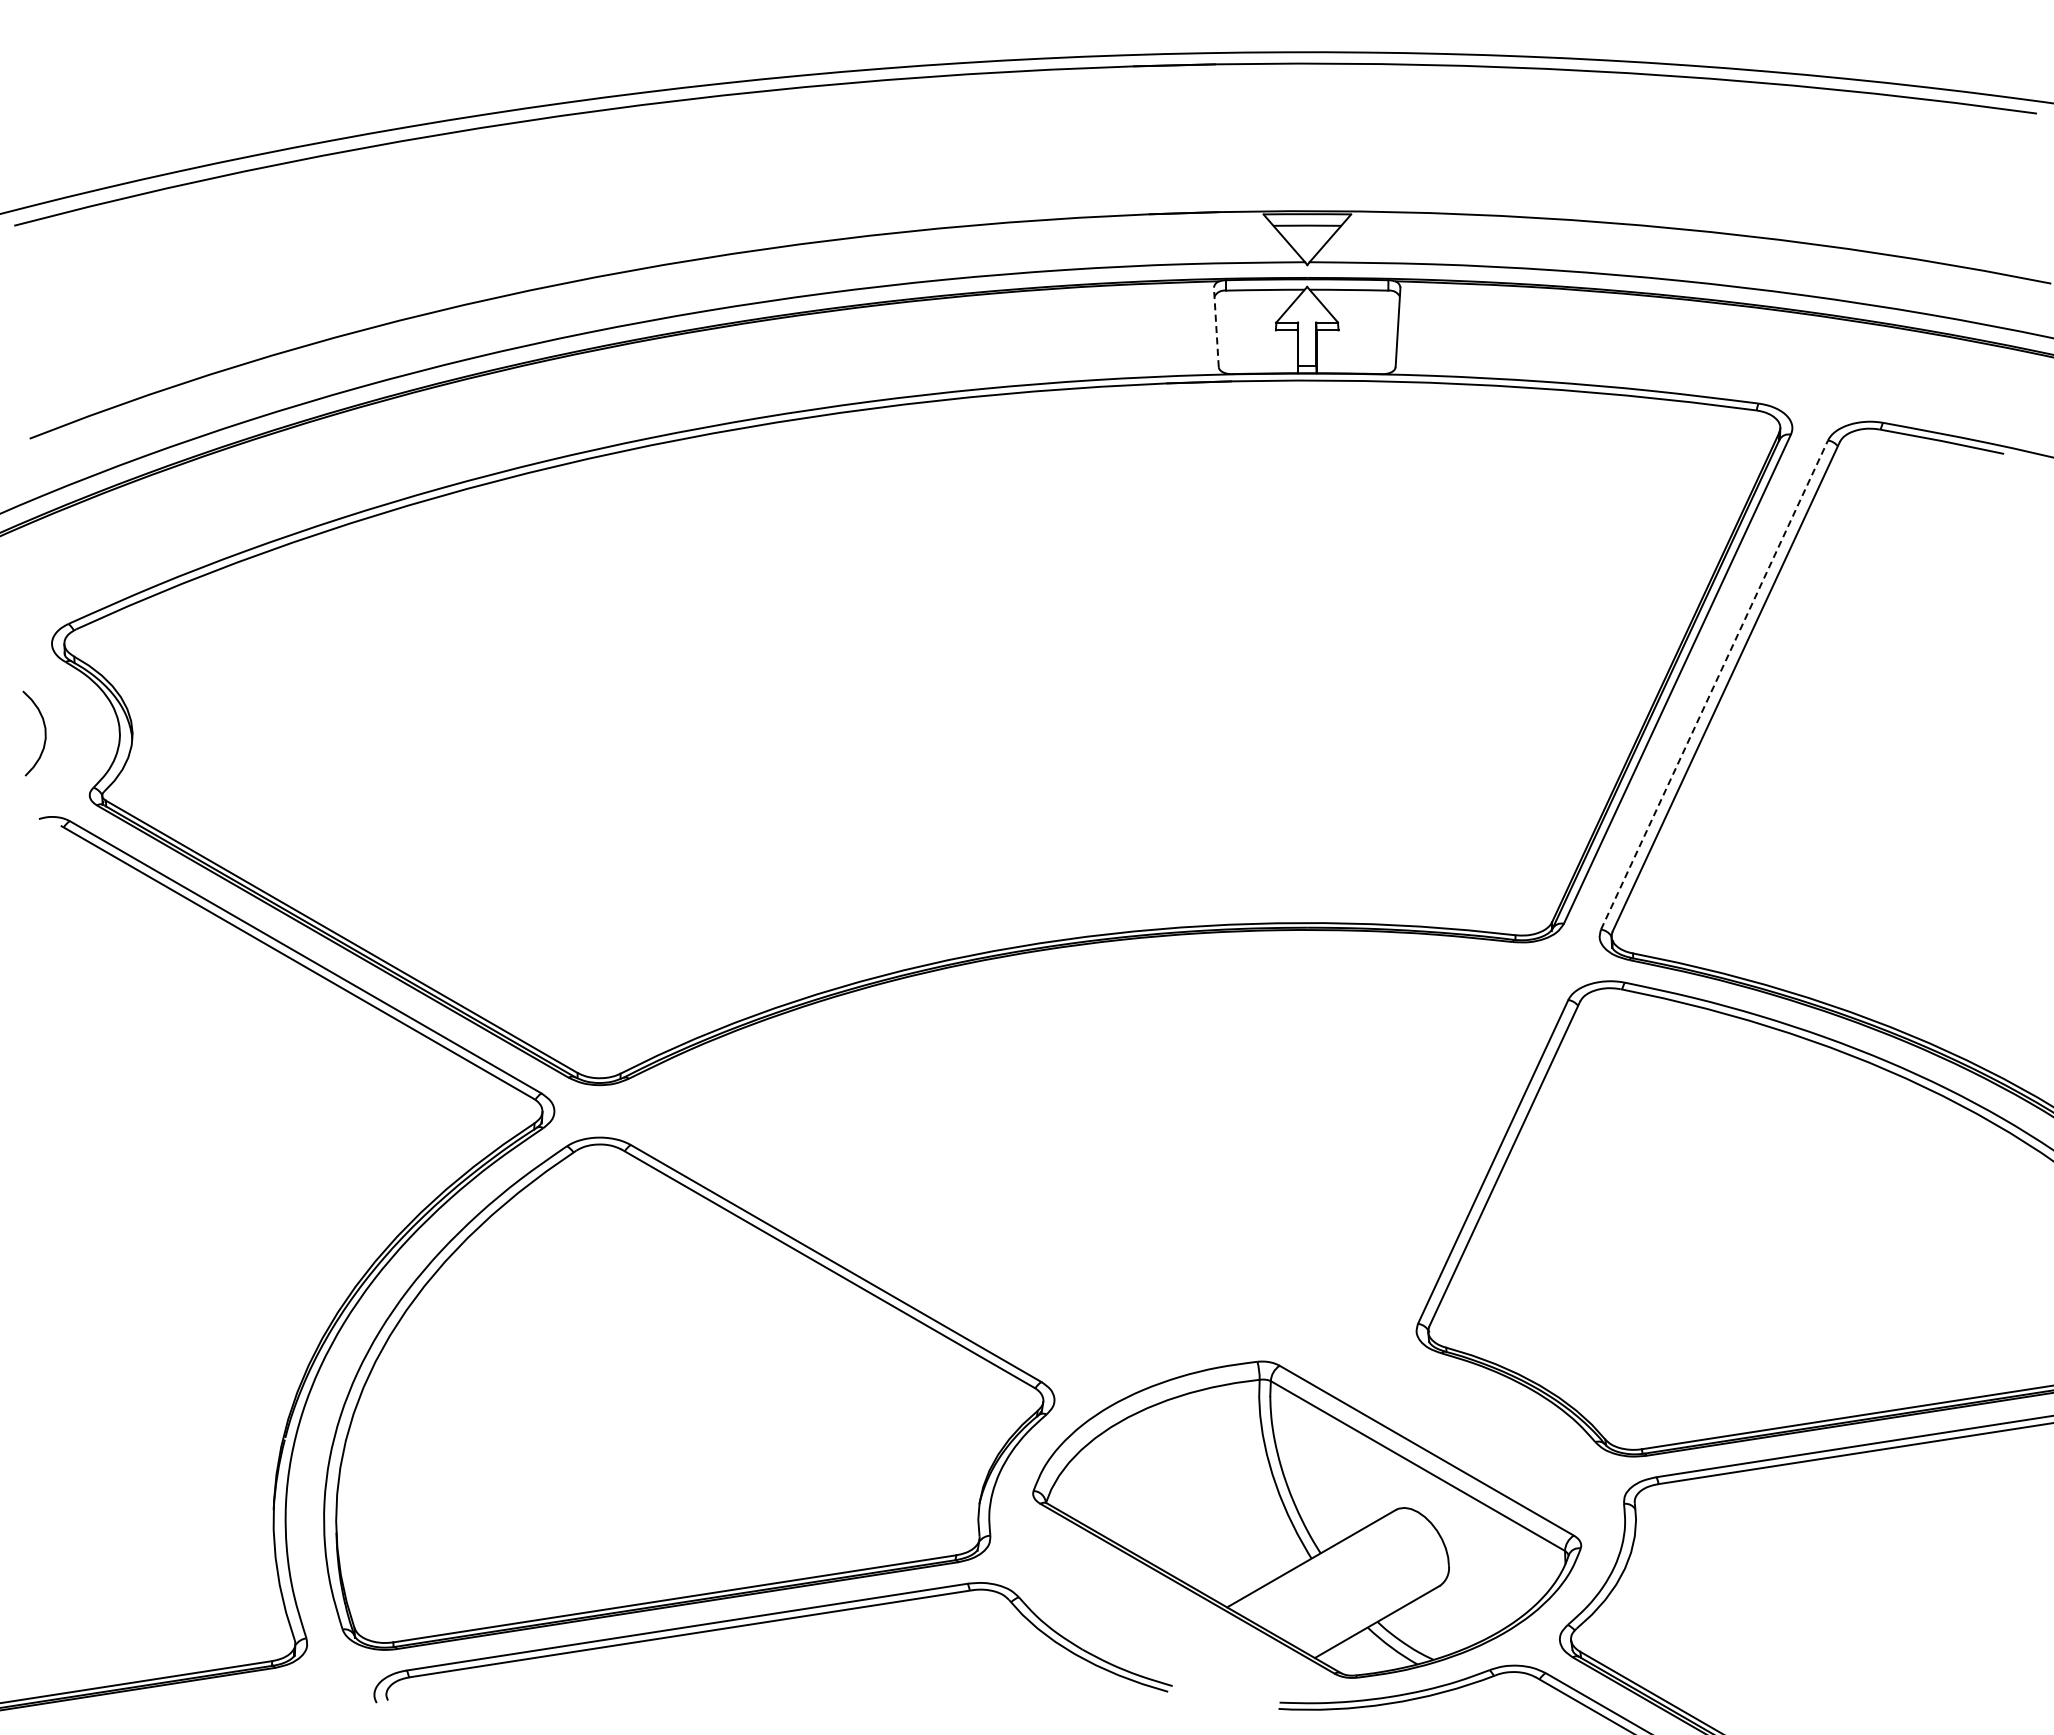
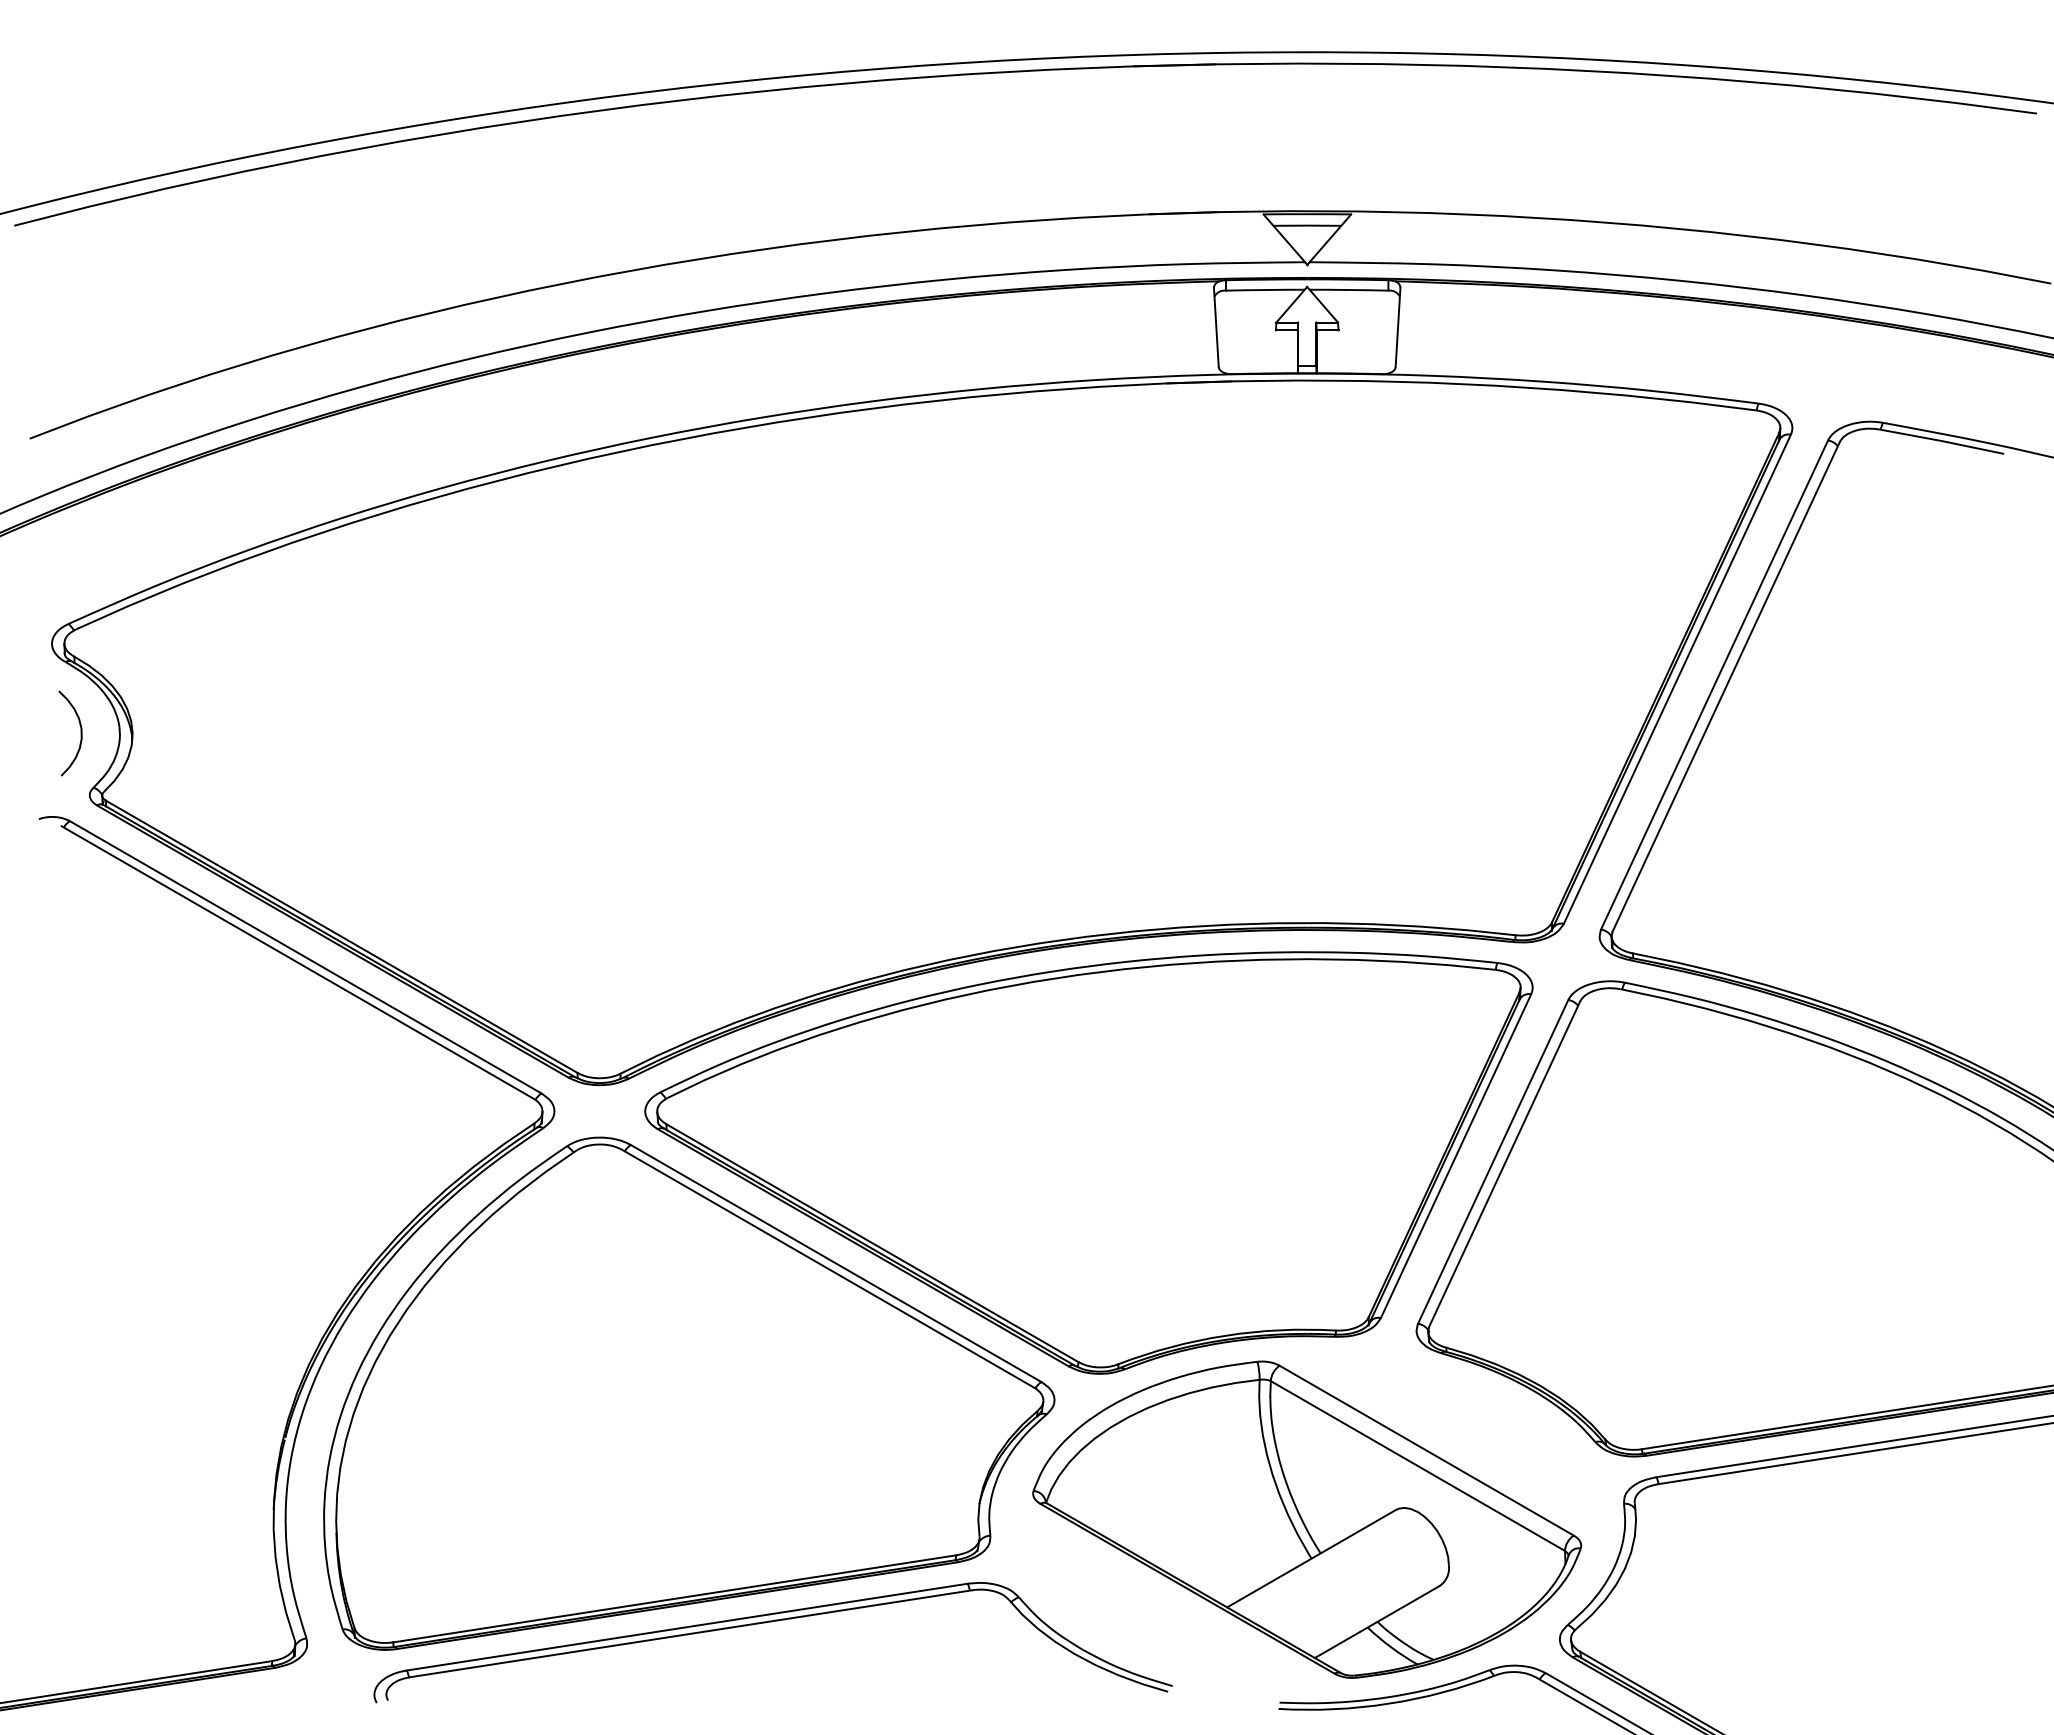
line: dashed -> solid (1216, 327)
line: dashed -> solid (1714, 685)
curve position: (44, 733) -> (80, 733) (80, 733)
part: none -> present (1088, 1162)
